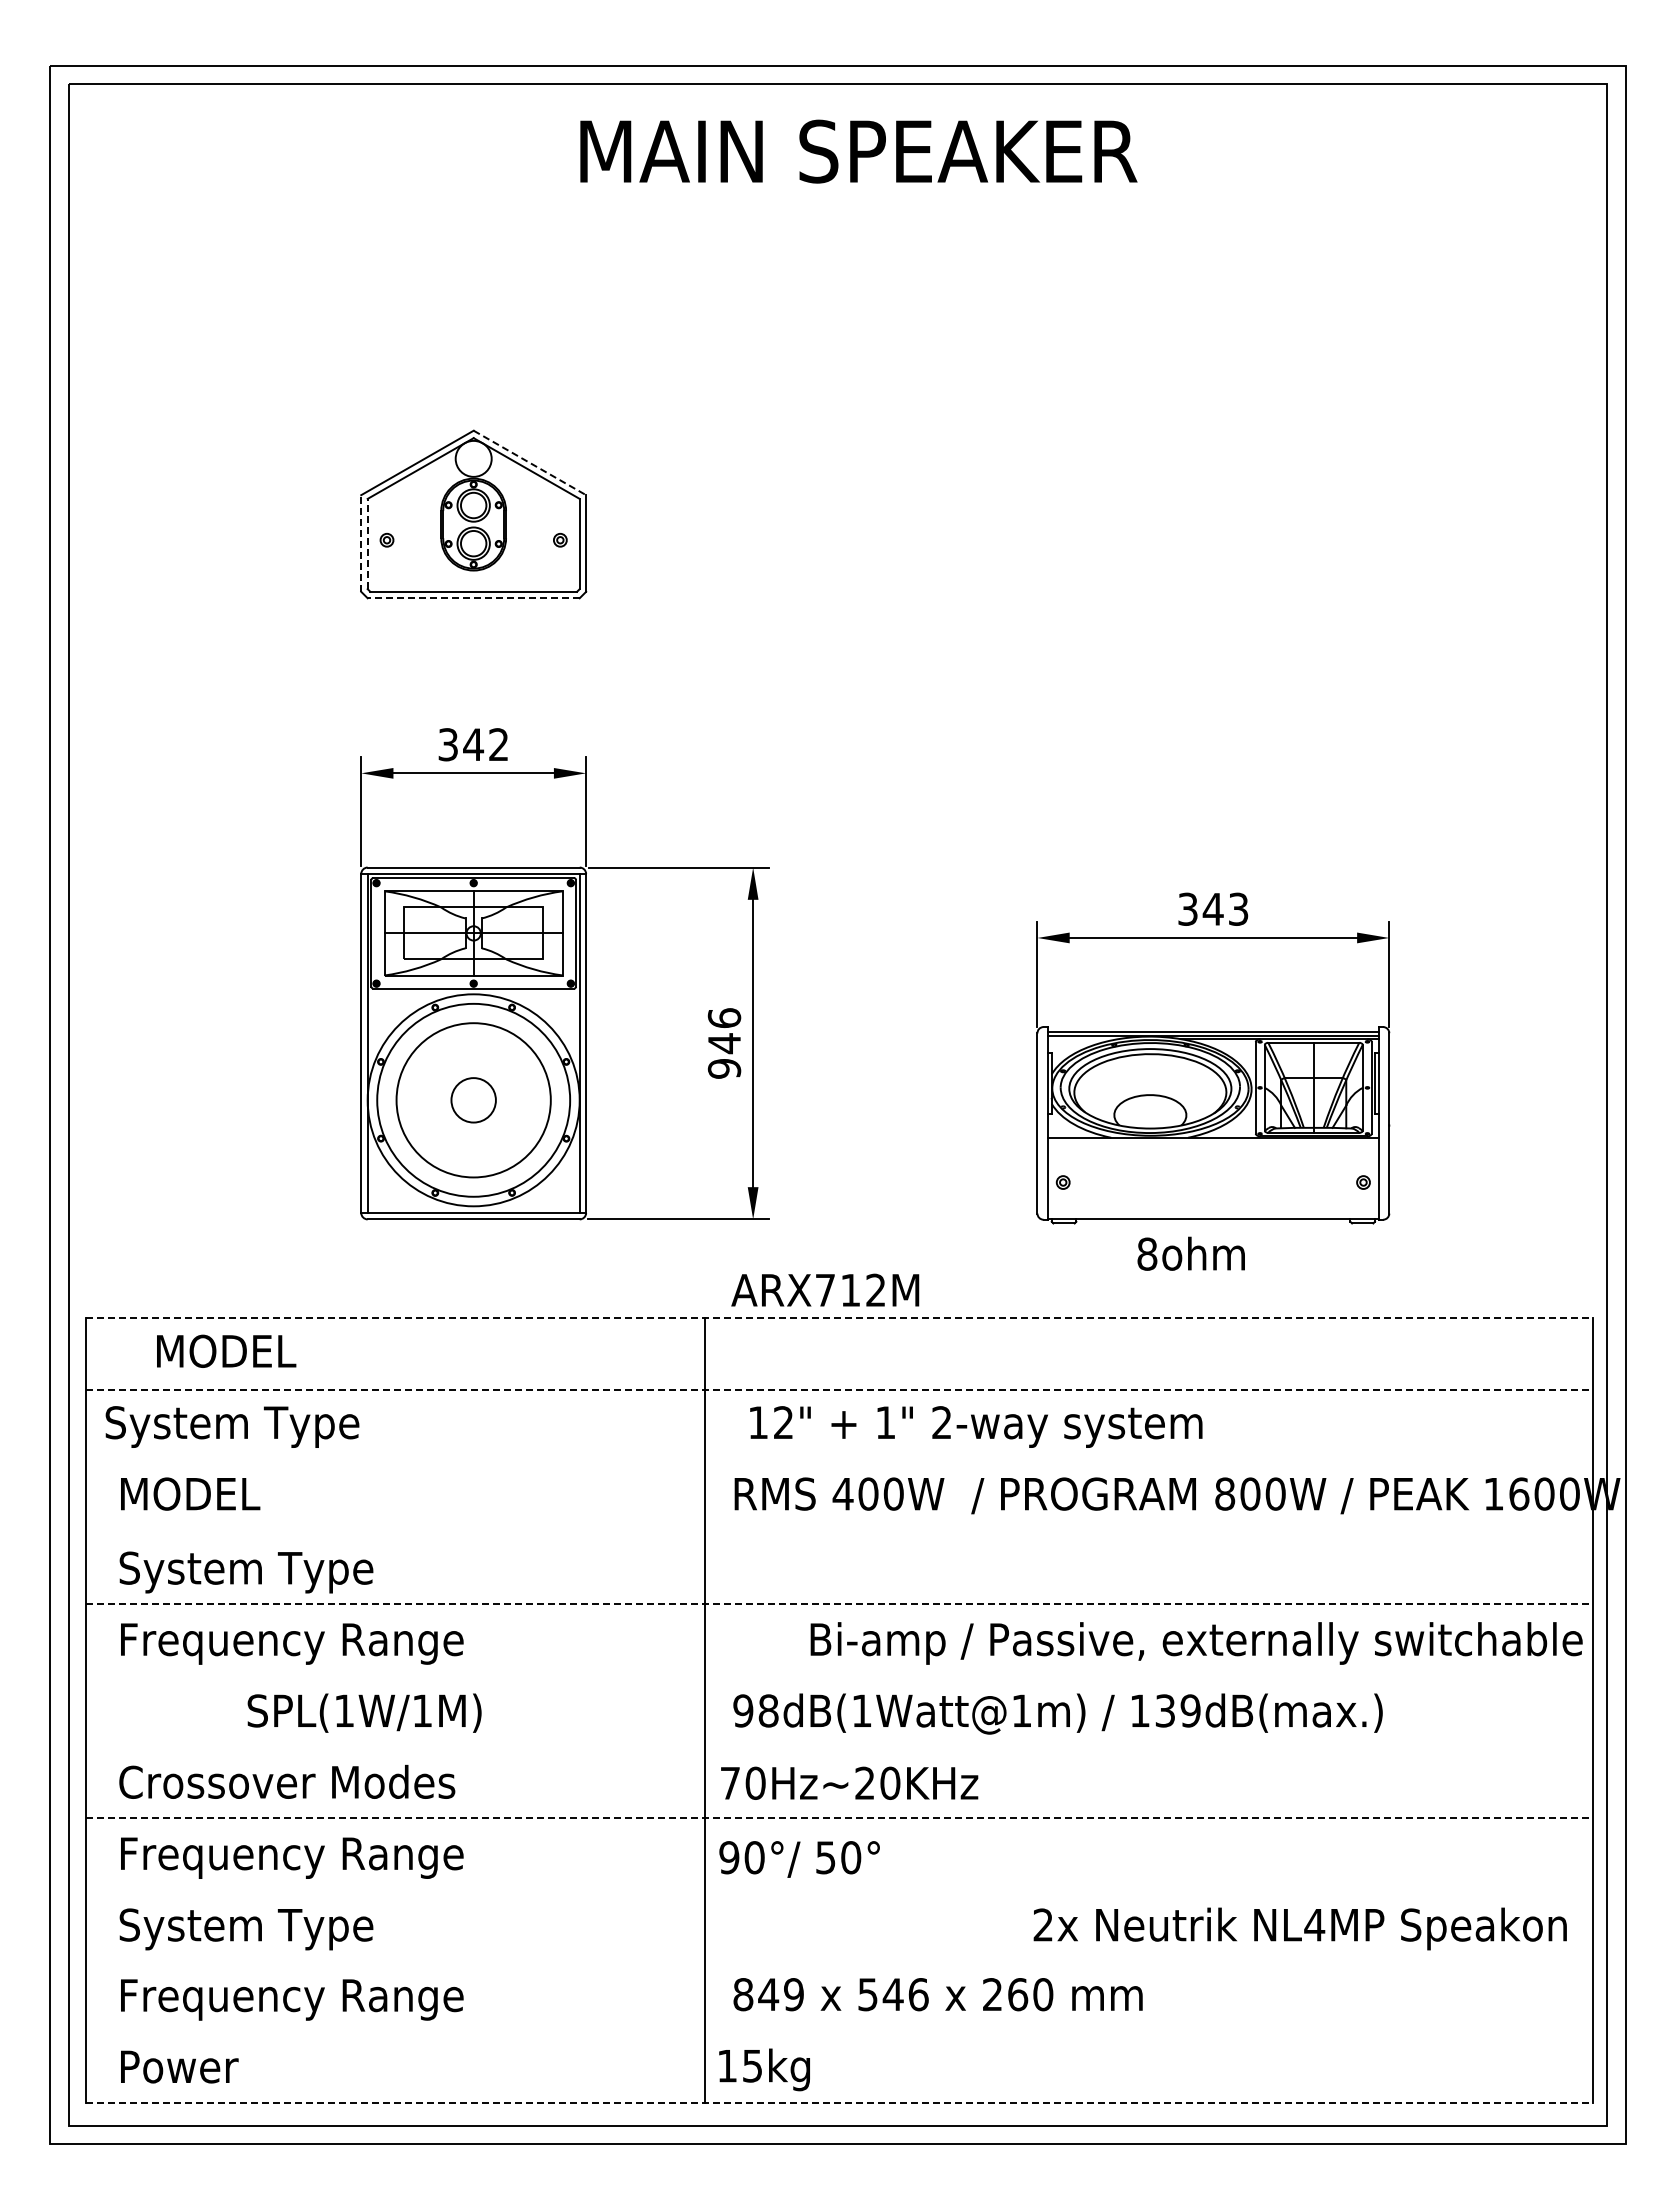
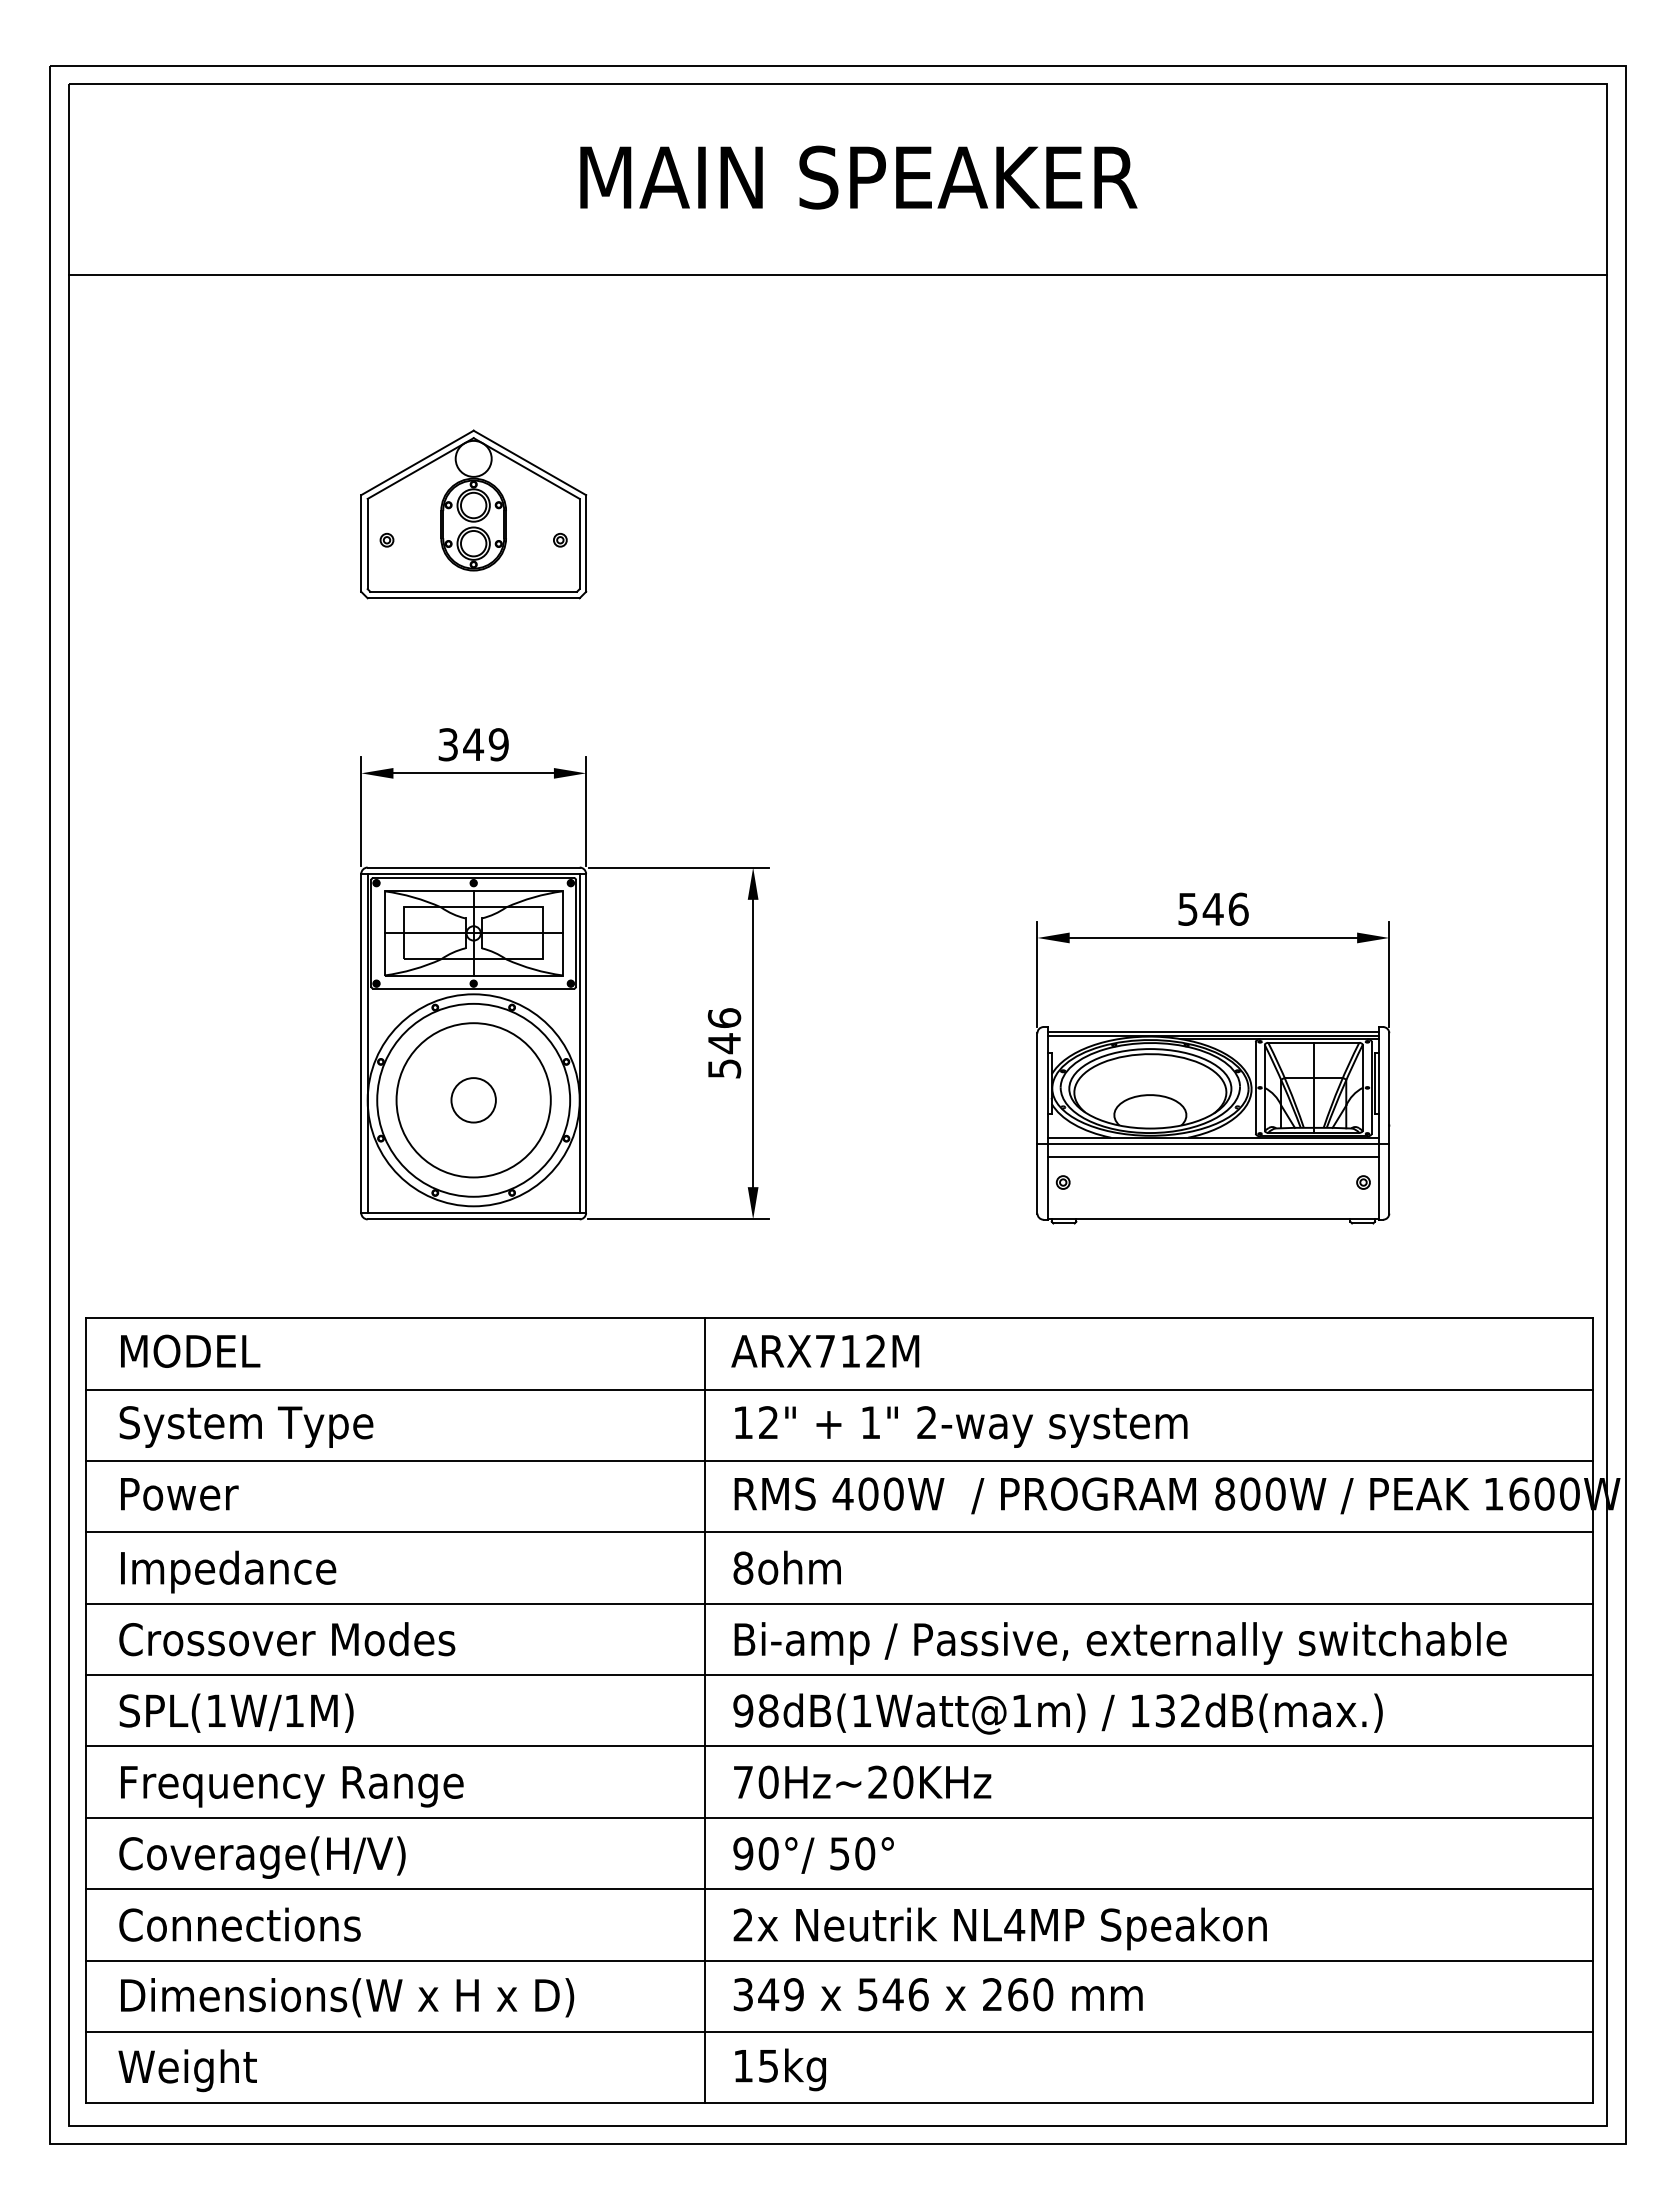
text position: (858, 151) -> (858, 177) (858, 177)
line: none -> present (837, 275)
line: dashed -> solid (529, 462)
line: dashed -> solid (361, 542)
line: dashed -> solid (367, 543)
line: dashed -> solid (473, 598)
text: 342 -> 349 (498, 744)
text: 343 -> 546 (1213, 908)
text: 946 -> 546 (723, 1068)
line: none -> present (1213, 1143)
line: none -> present (1213, 1156)
text position: (1190, 1253) -> (786, 1567) (786, 1567)
text position: (825, 1289) -> (825, 1350) (825, 1350)
line: dashed -> solid (839, 1318)
text position: (226, 1350) -> (190, 1350) (190, 1350)
line: dashed -> solid (839, 1389)
text position: (232, 1426) -> (246, 1426) (246, 1426)
text position: (976, 1426) -> (961, 1426) (961, 1426)
line: none -> present (838, 1460)
text: MODEL -> Power (192, 1493)
line: none -> present (838, 1532)
text: System Type -> Impedance (246, 1571)
line: dashed -> solid (839, 1603)
text: Frequency Range -> Crossover Modes (291, 1643)
text position: (1196, 1643) -> (1120, 1643) (1120, 1643)
line: none -> present (838, 1675)
text: 139dB(max.) -> 132dB(max.) (1190, 1710)
text position: (364, 1712) -> (236, 1712) (236, 1712)
line: none -> present (838, 1746)
text position: (849, 1782) -> (862, 1781) (862, 1781)
text: Crossover Modes -> Frequency Range (291, 1785)
line: dashed -> solid (839, 1817)
text: Frequency Range -> Coverage(H/V) (291, 1857)
text position: (799, 1859) -> (813, 1855) (813, 1855)
line: none -> present (838, 1889)
text: System Type -> Connections (246, 1928)
text position: (1299, 1928) -> (999, 1928) (999, 1928)
line: none -> present (838, 1960)
text: 849 -> 349 (743, 1994)
text: Frequency Range -> Dimensions(W x H x D) (349, 1999)
line: none -> present (838, 2031)
text position: (764, 2069) -> (780, 2069) (780, 2069)
text: Power -> Weight (187, 2070)
line: dashed -> solid (839, 2103)
